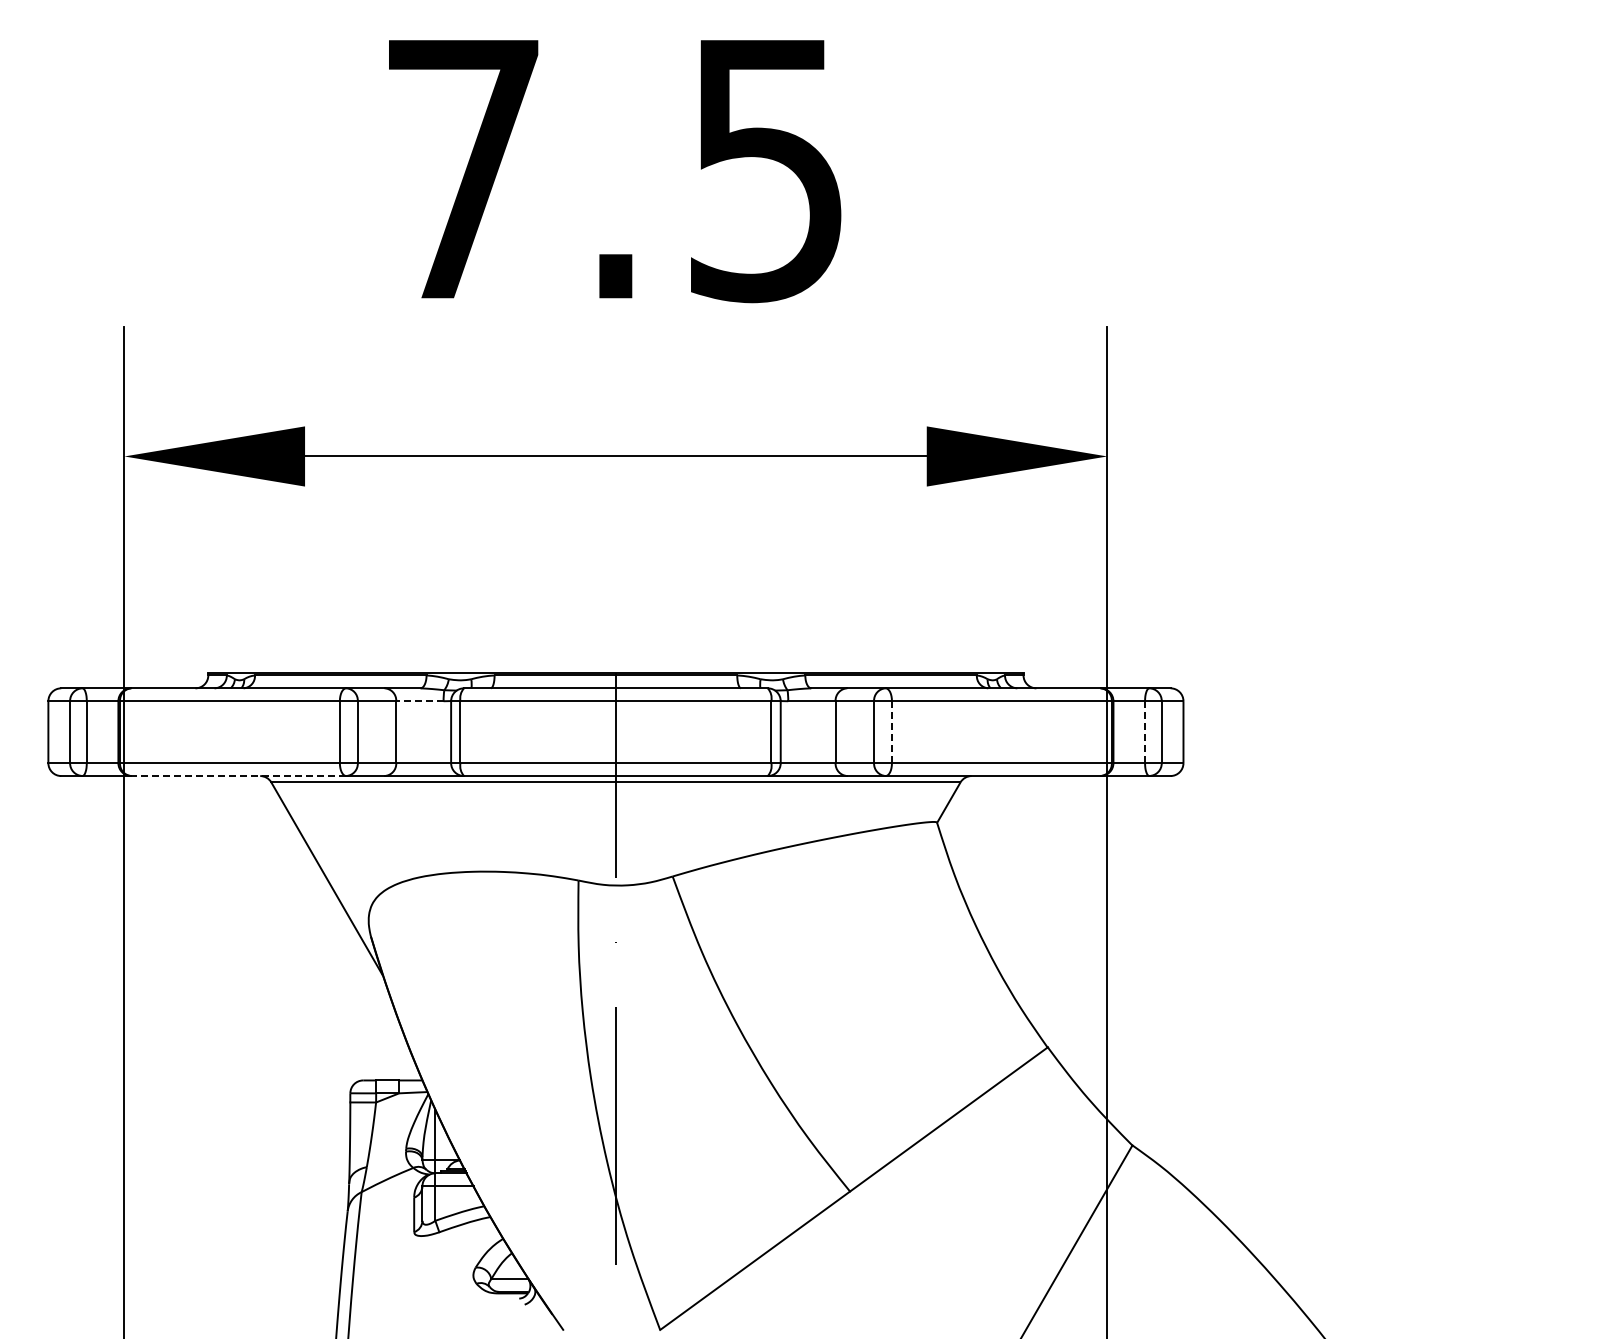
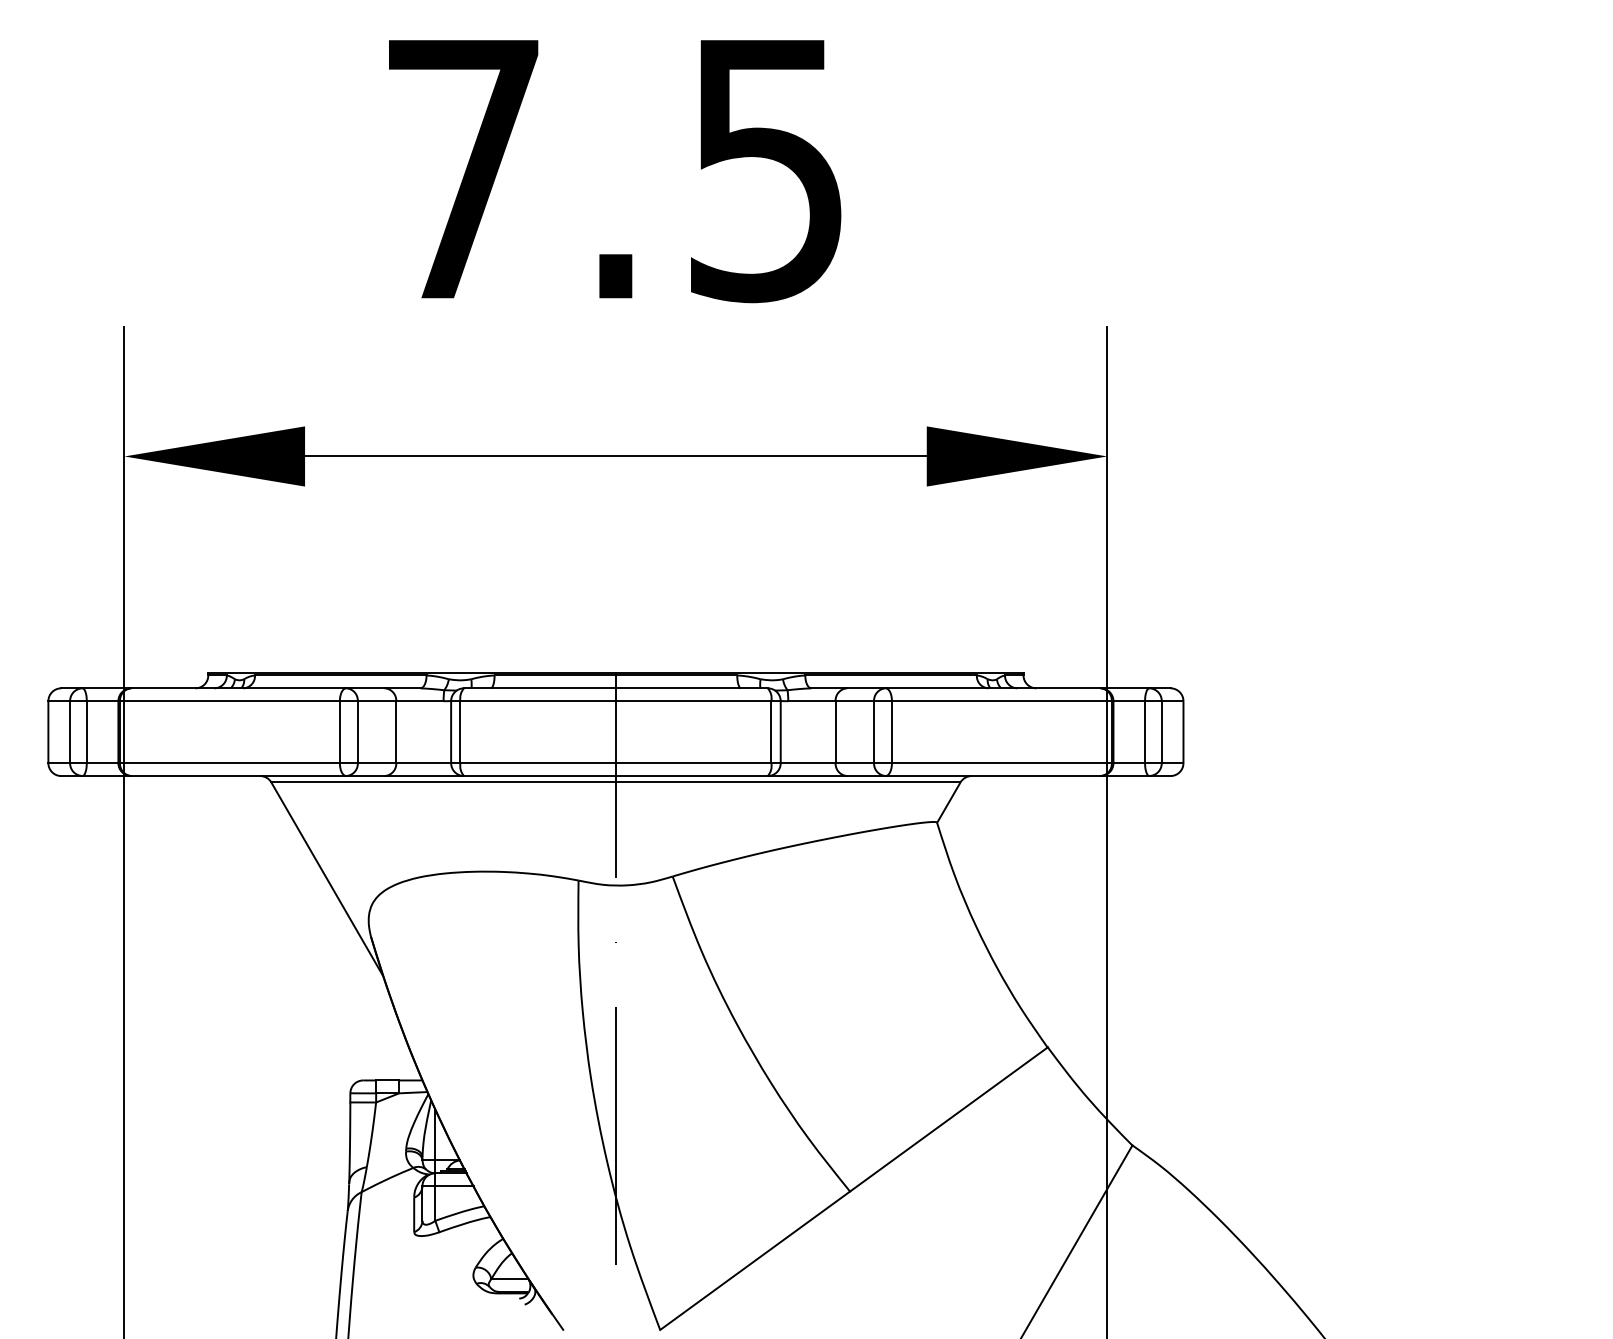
line: dashed -> solid (419, 701)
line: dashed -> solid (891, 732)
line: dashed -> solid (1145, 732)
line: dashed -> solid (238, 776)
